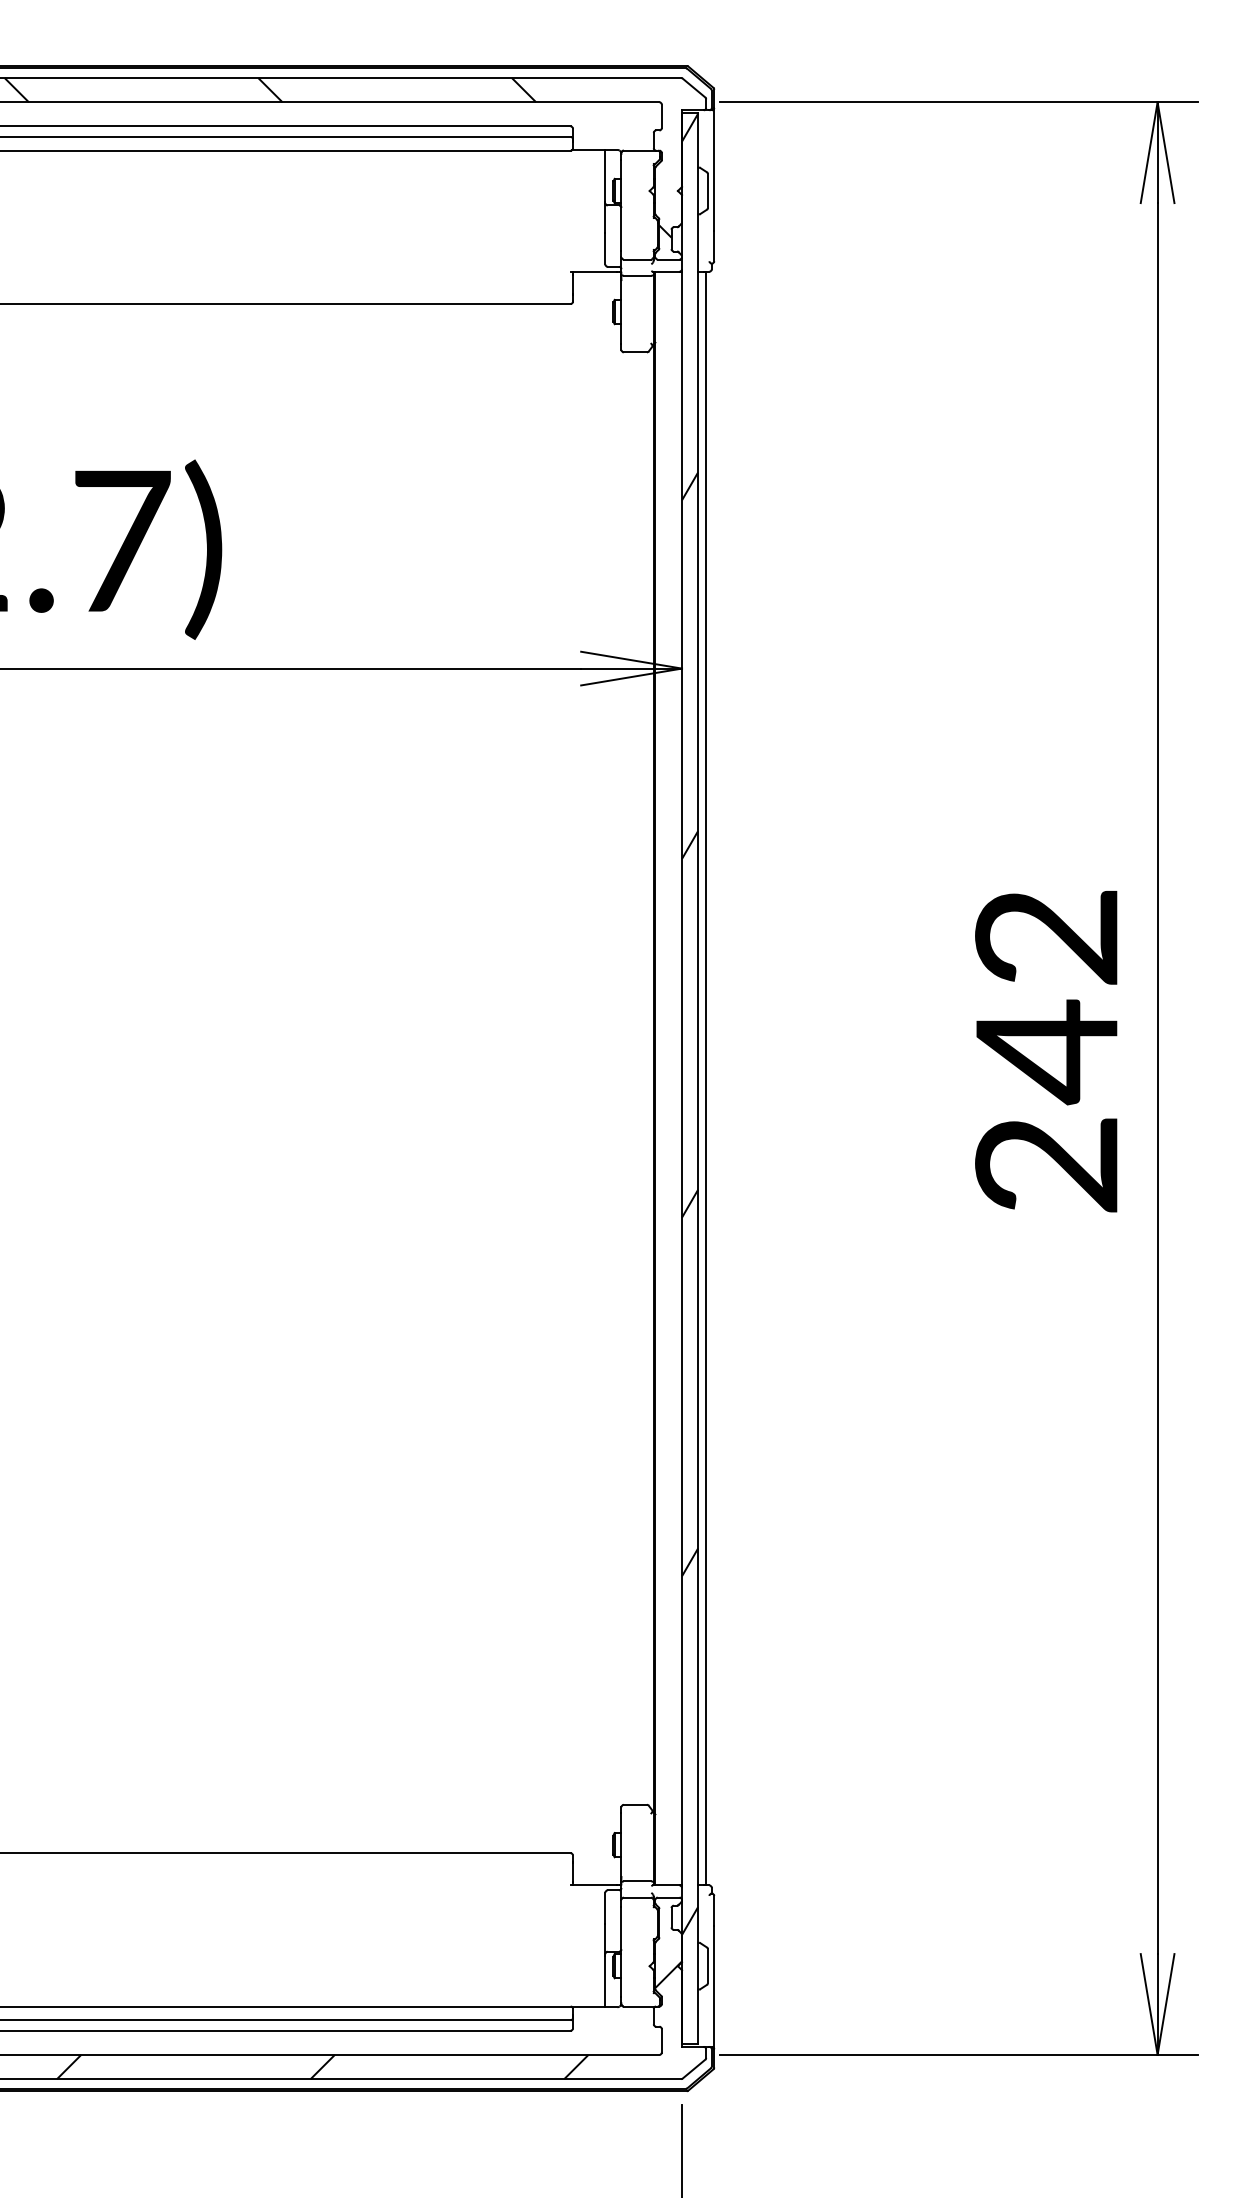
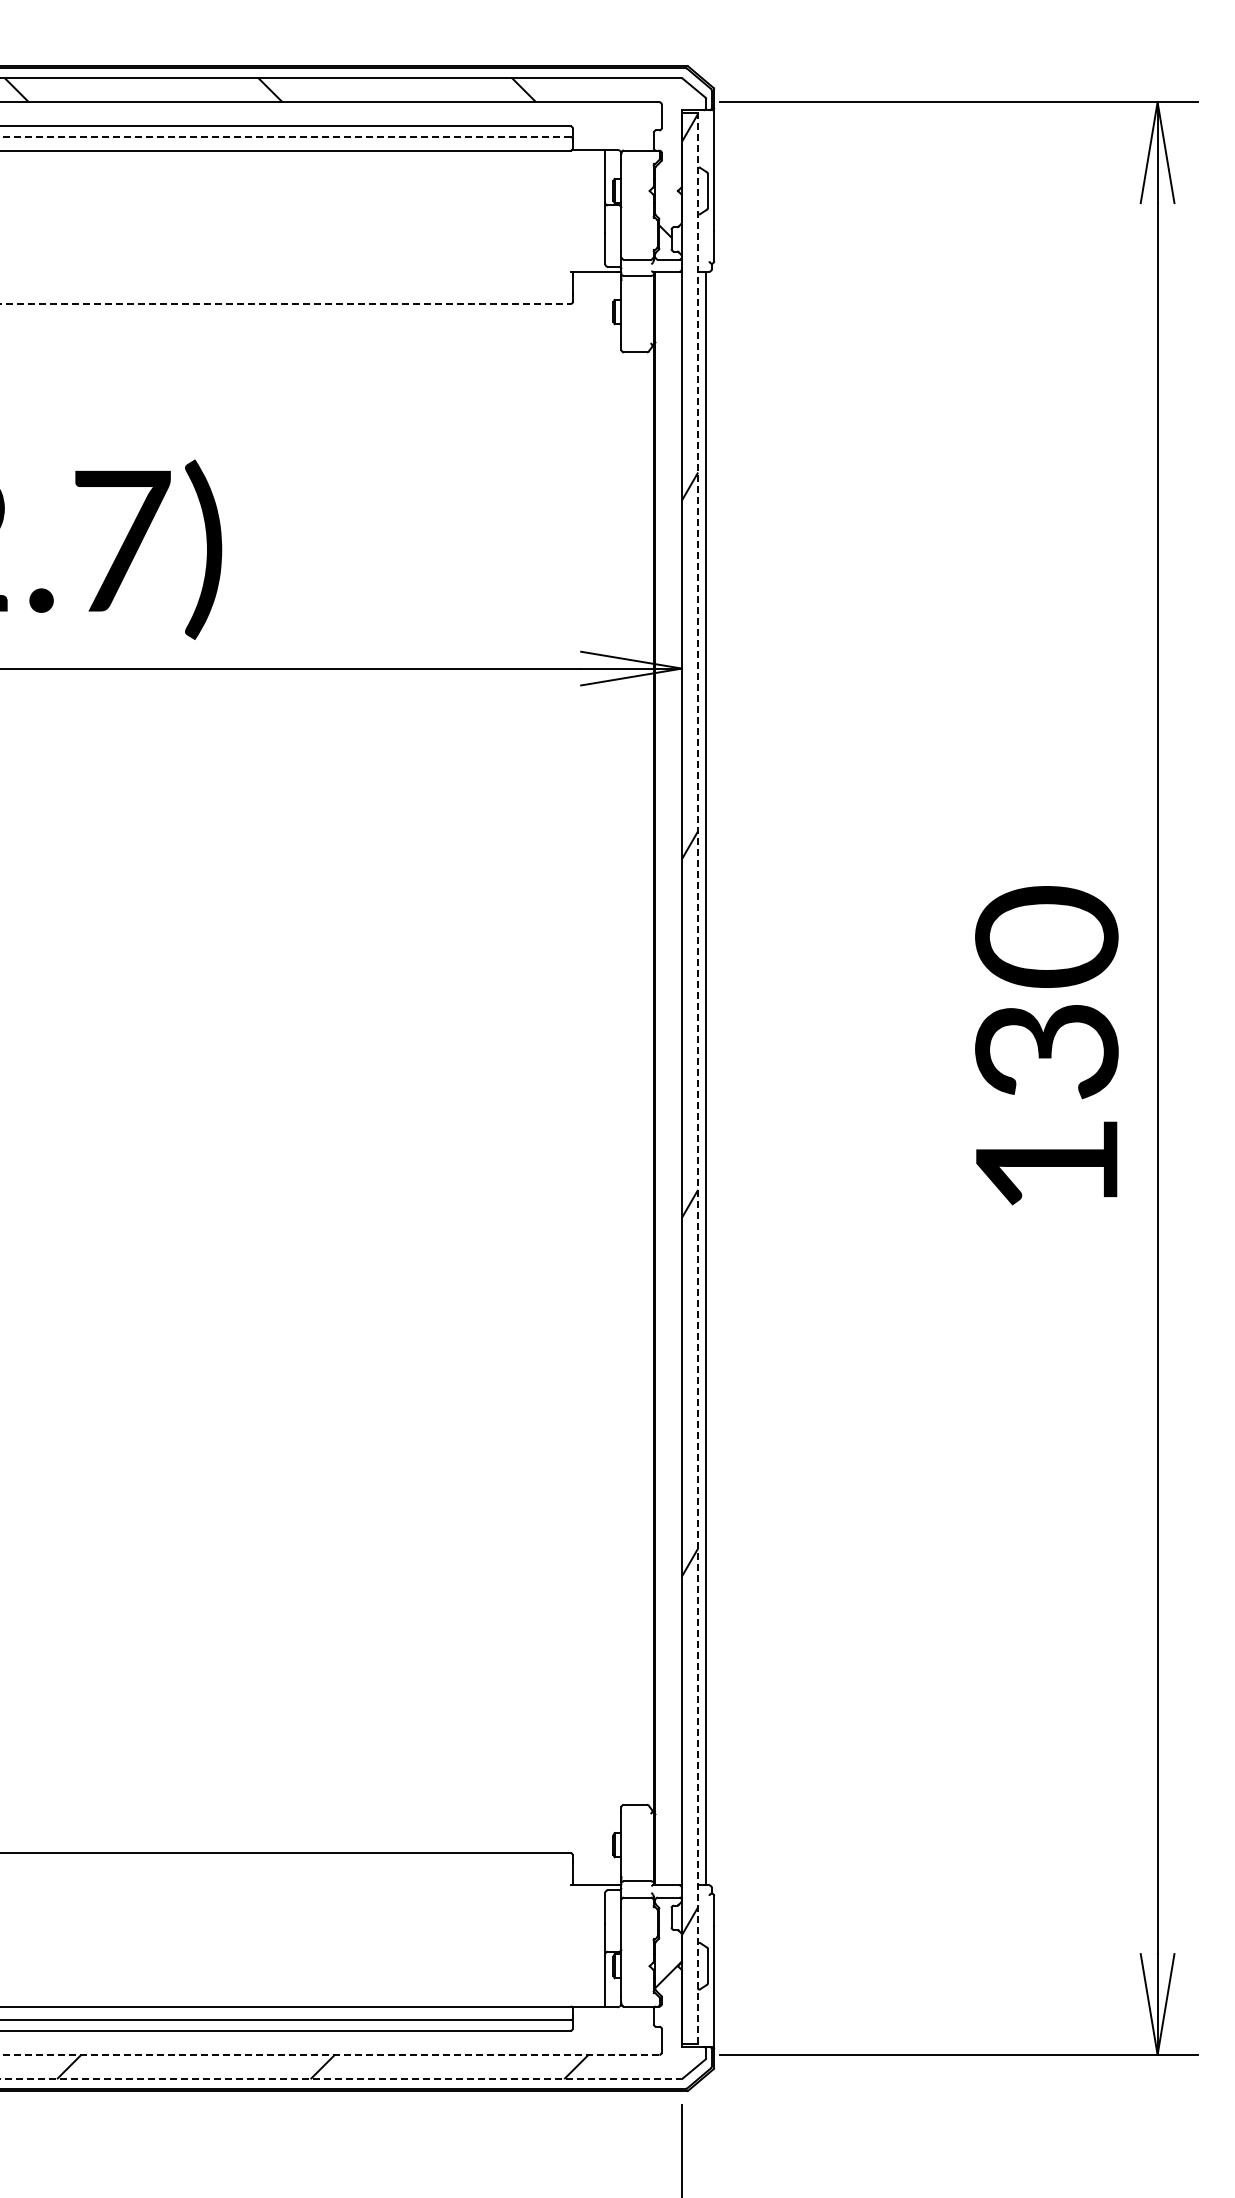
line: solid -> dashed (284, 136)
line: solid -> dashed (285, 303)
text: 242 -> 130 (1046, 1049)
line: solid -> dashed (698, 1078)
line: solid -> dashed (329, 2054)
line: solid -> dashed (341, 2079)
